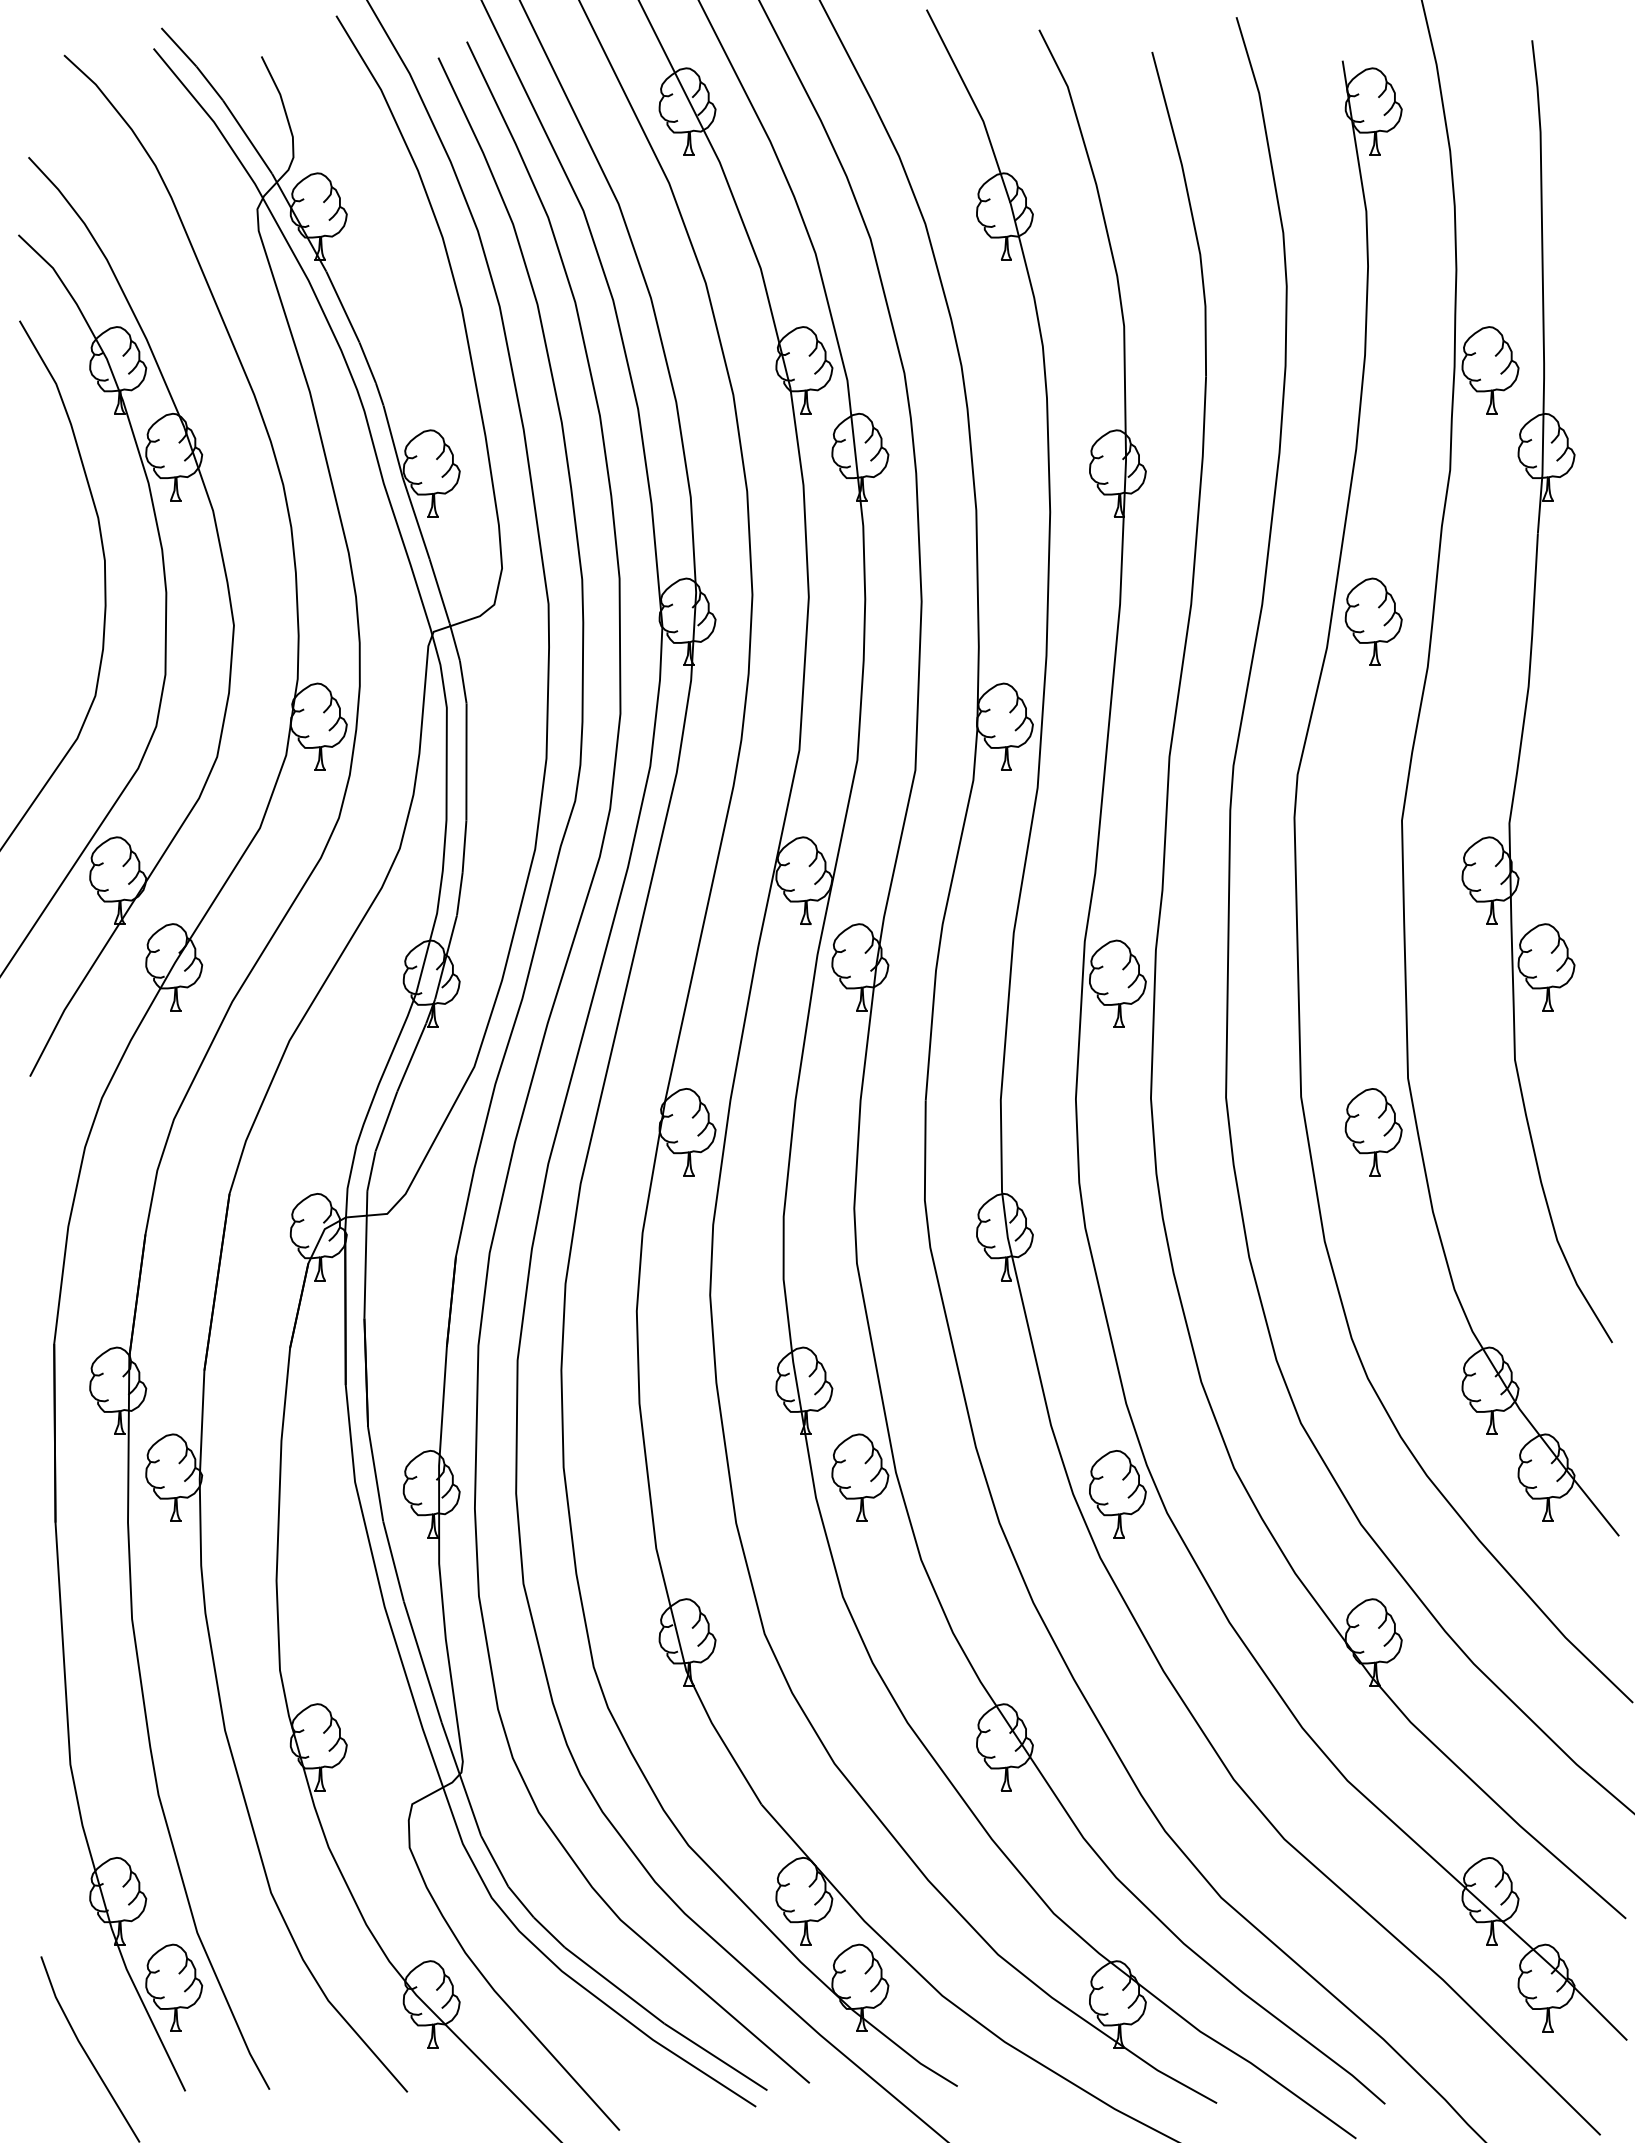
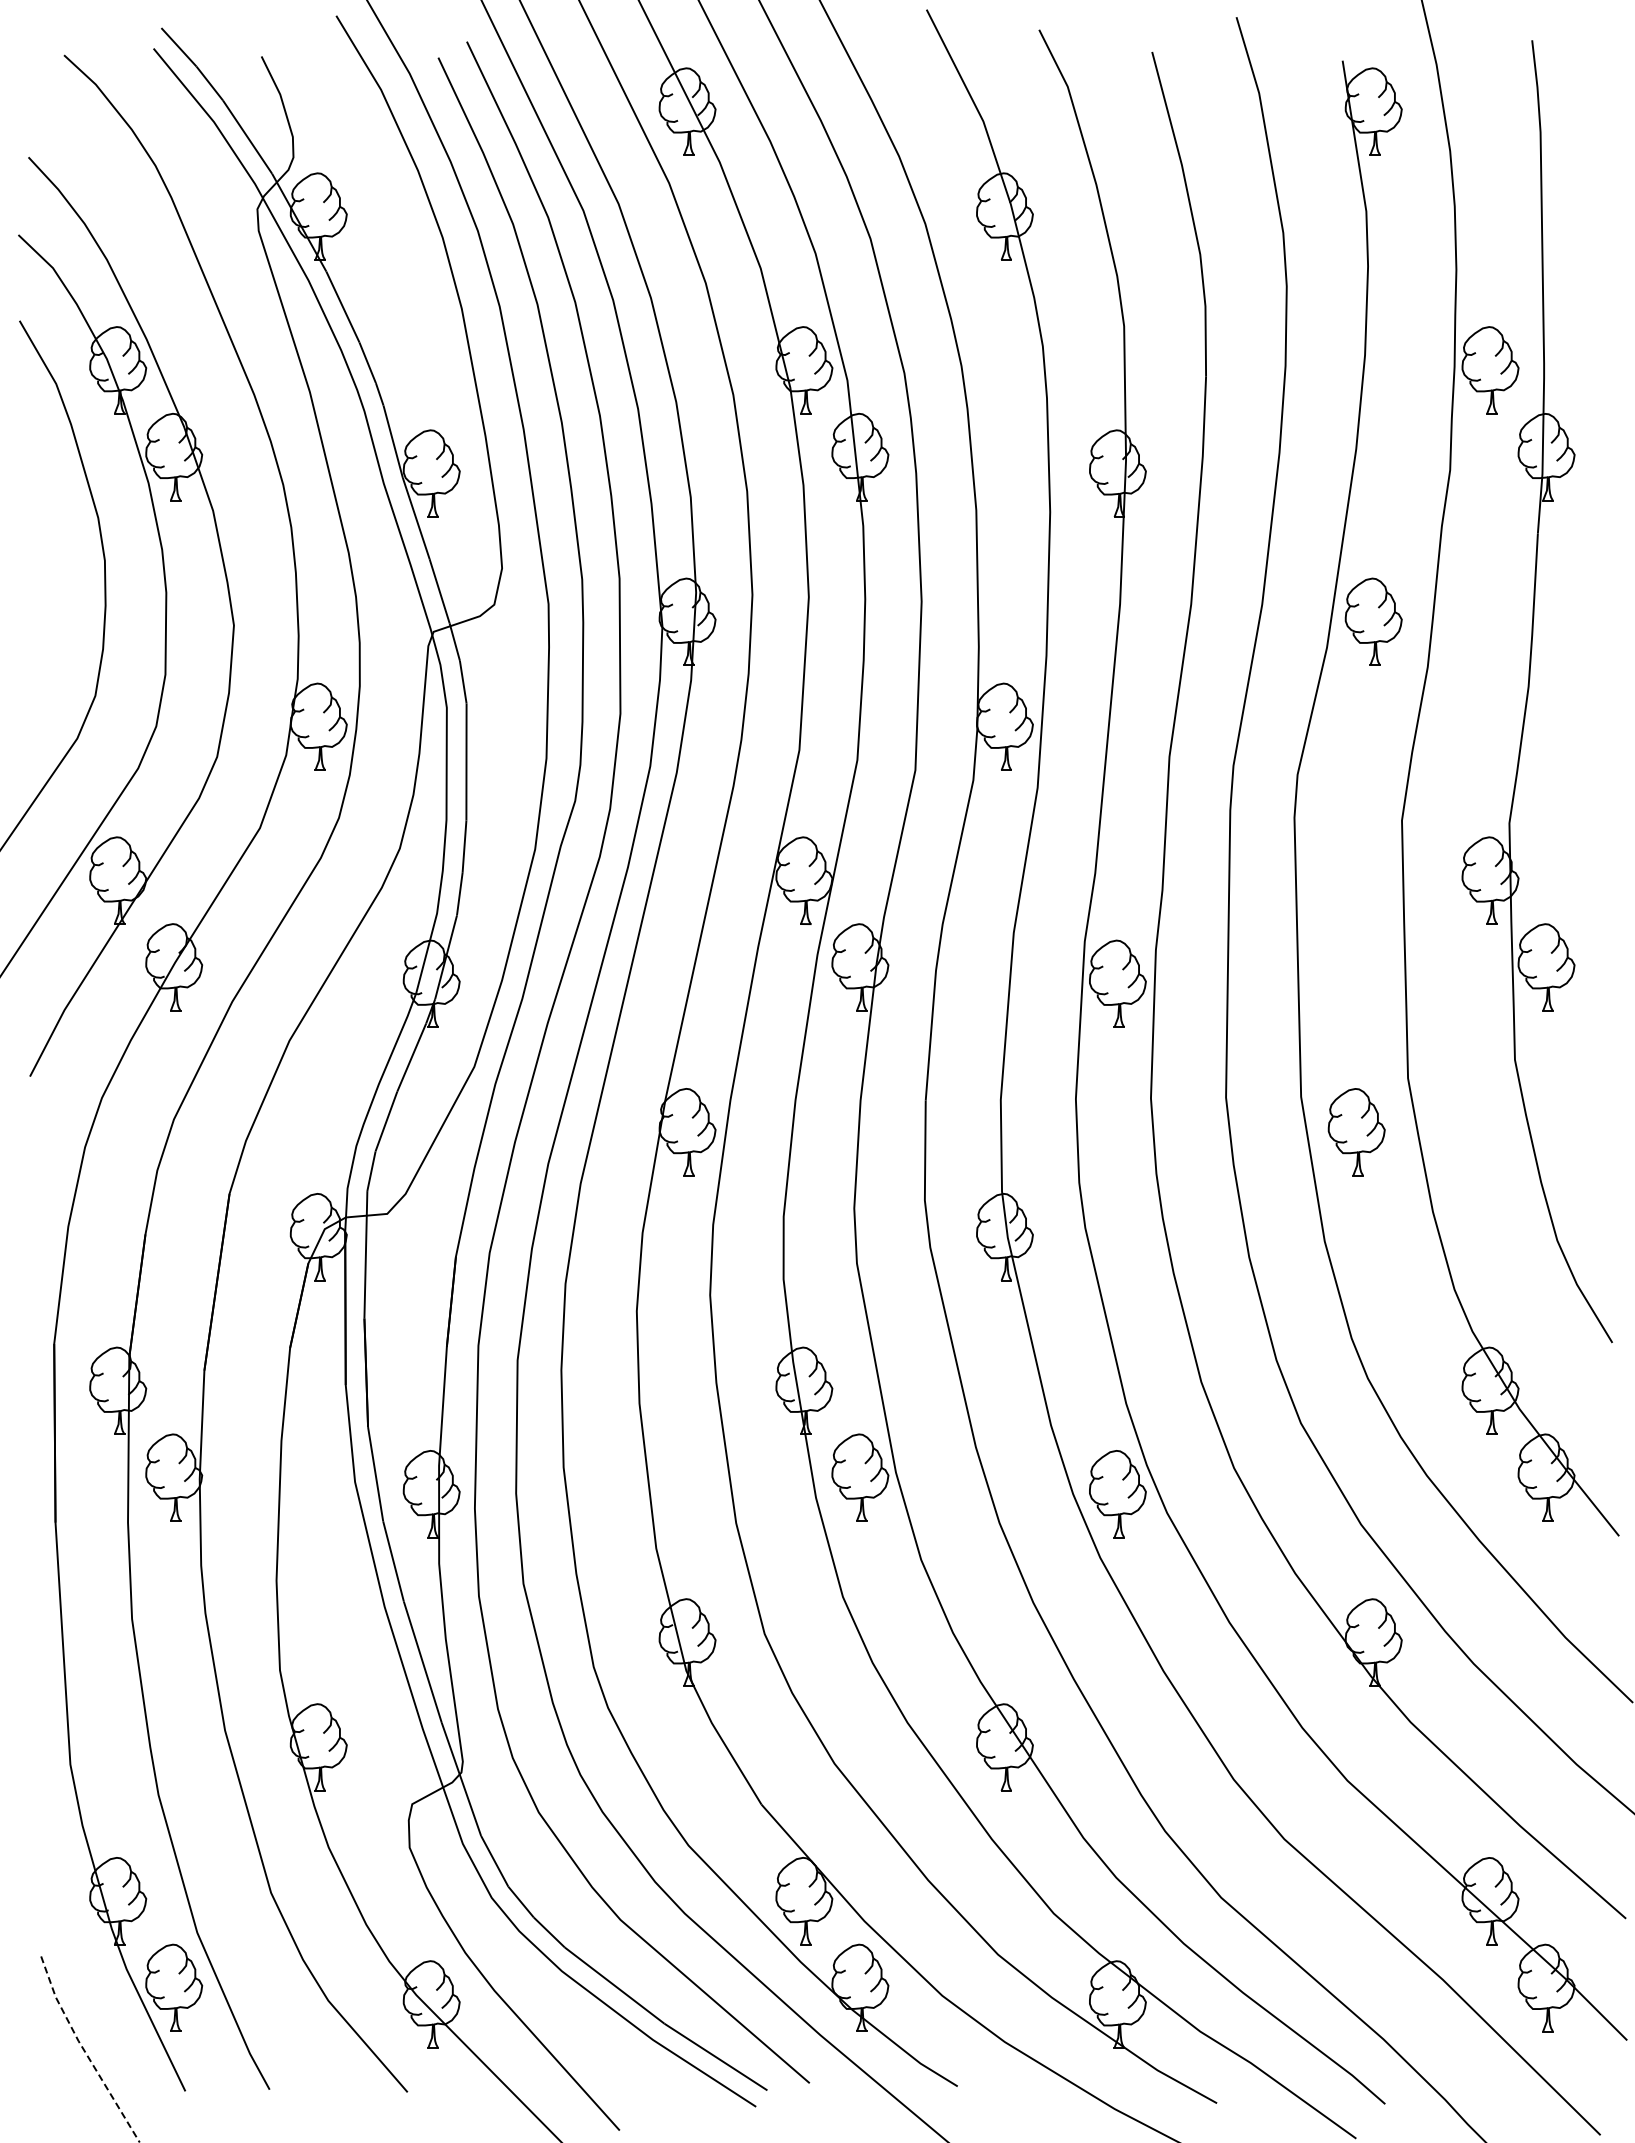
part position: (1373, 1132) -> (1356, 1132) (1356, 1132)
line: solid -> dashed (84, 2051)
